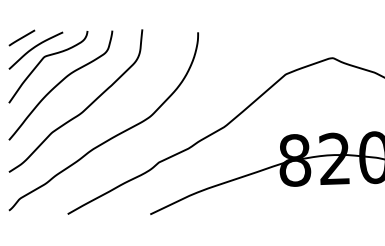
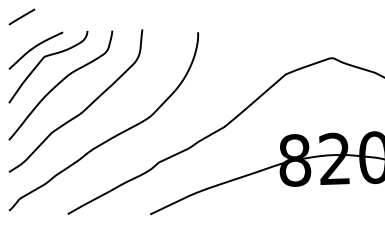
line position: (21, 37) -> (21, 16) (21, 16)
